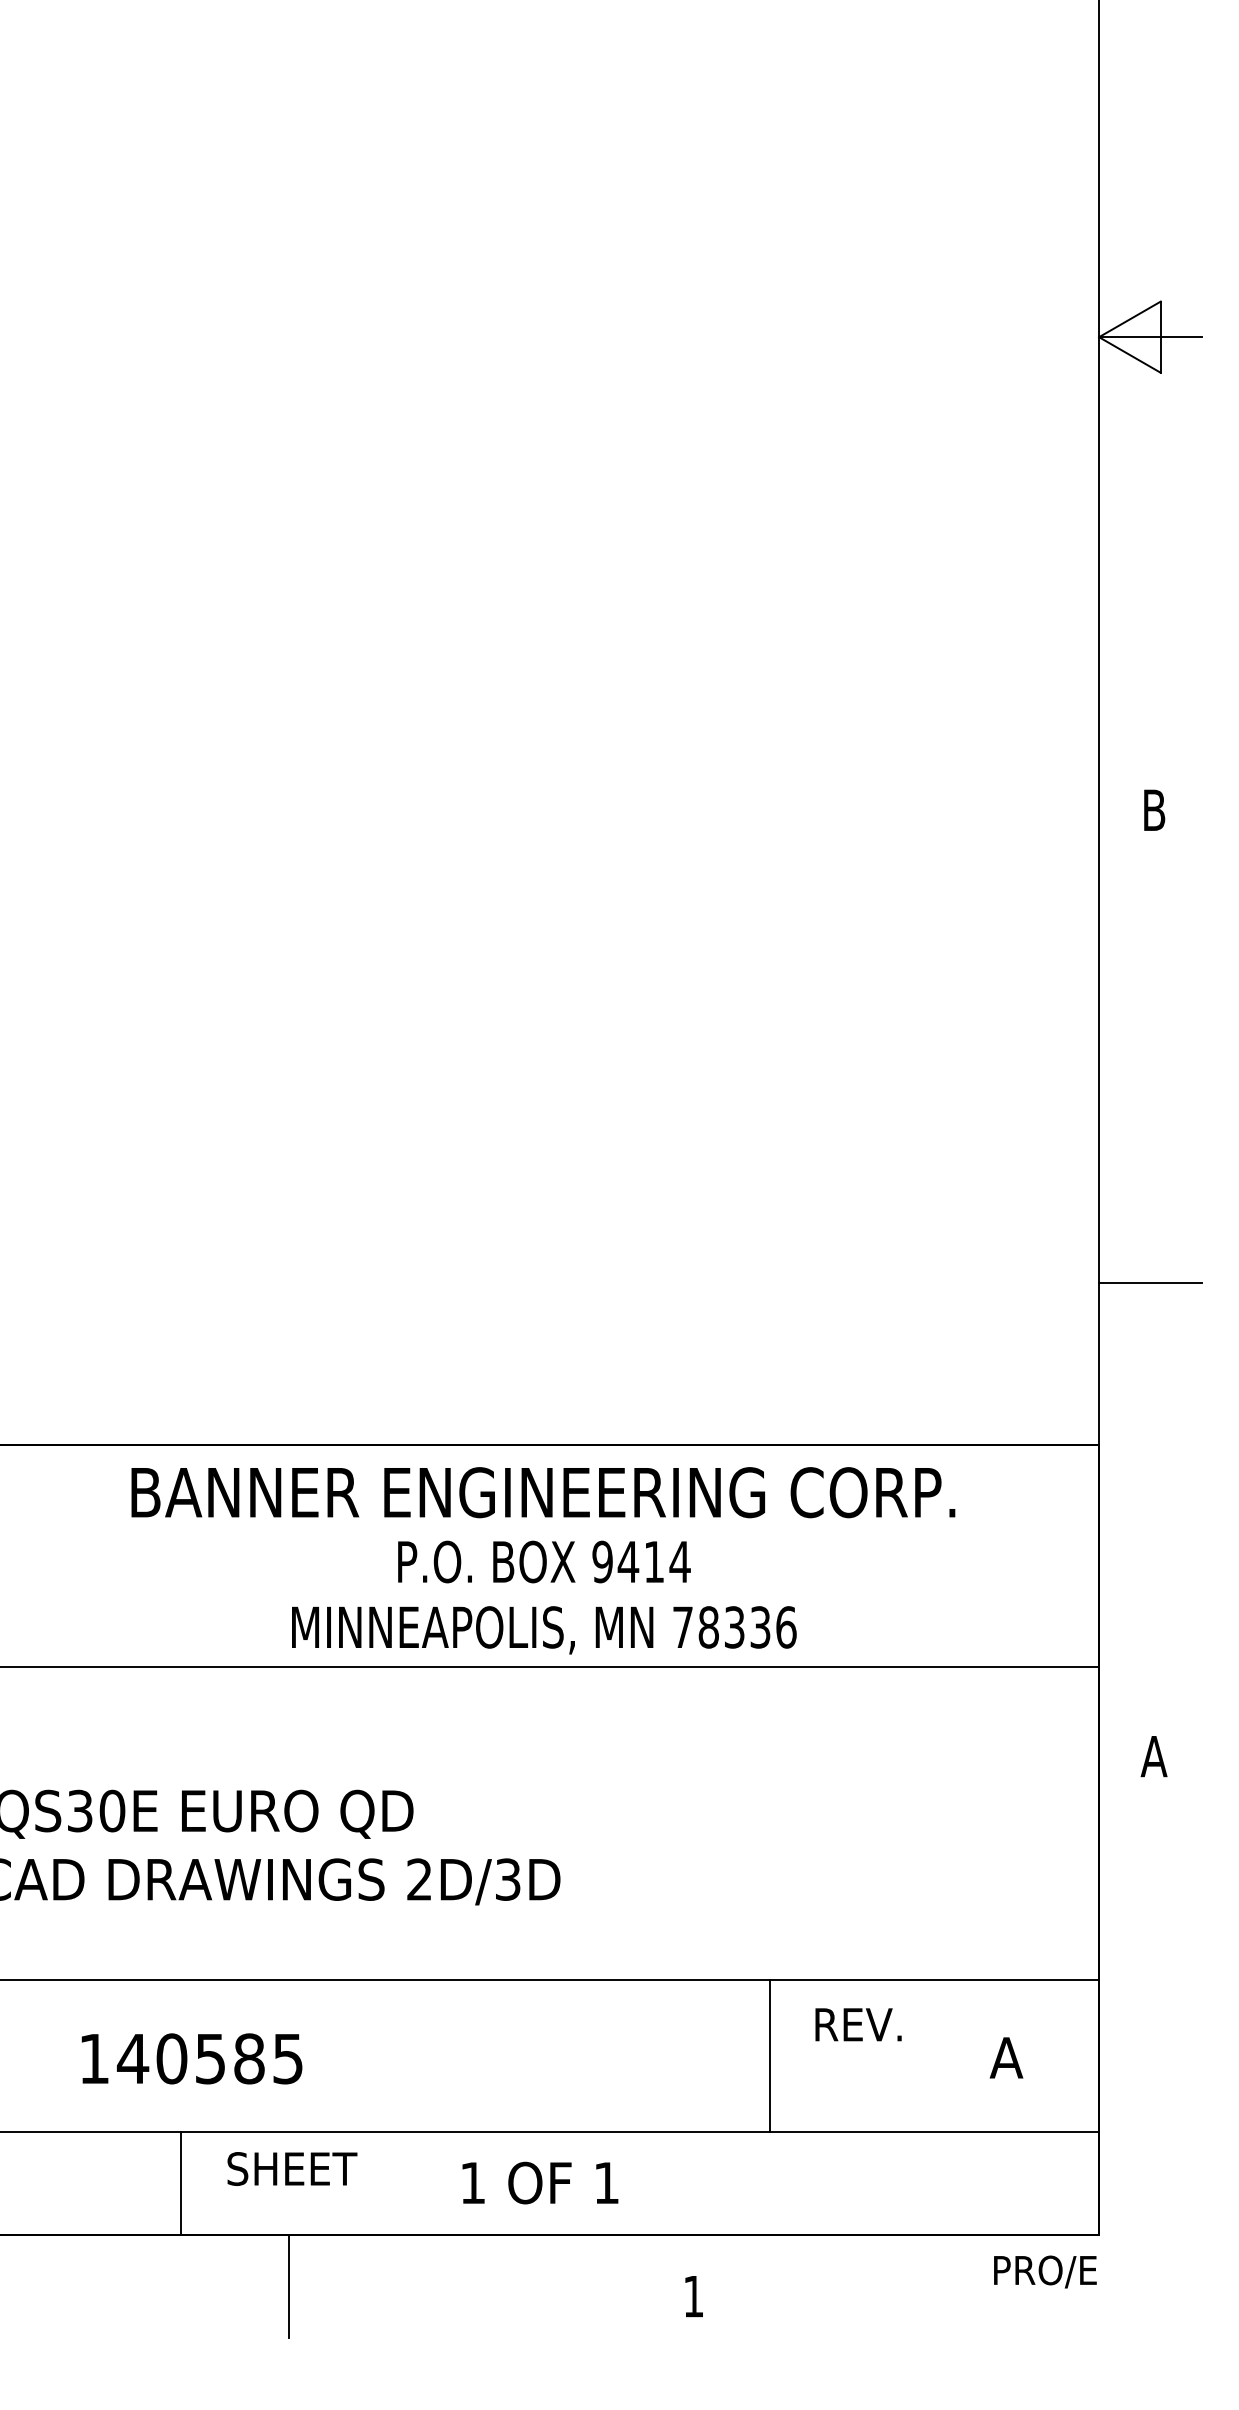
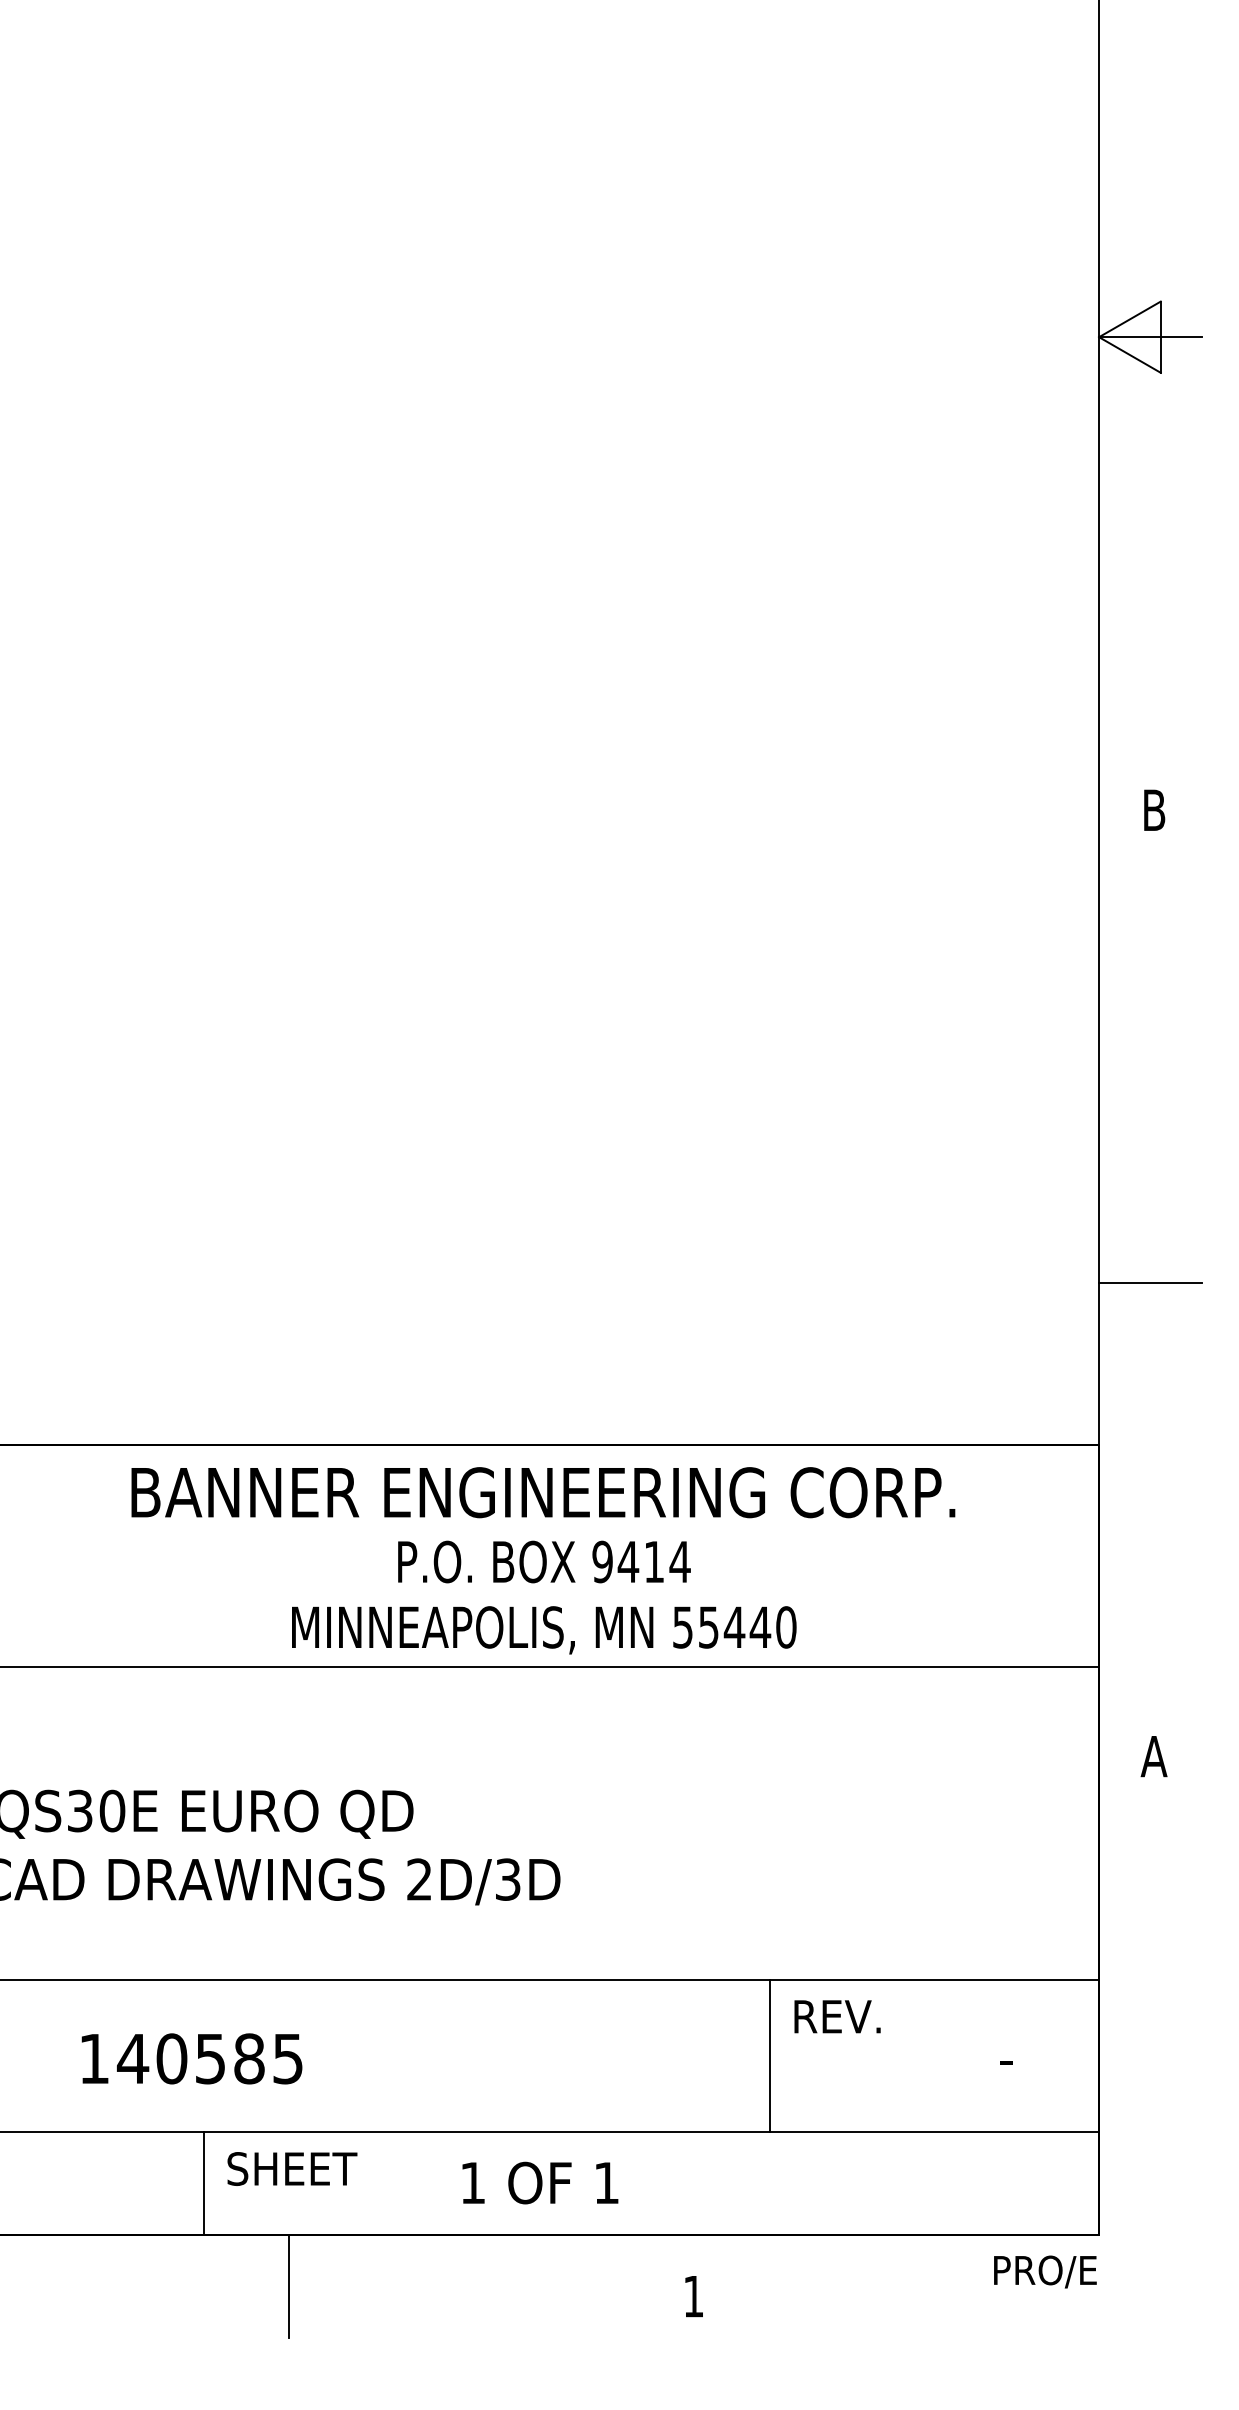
text: 78336 -> 55440 (734, 1627)
text position: (858, 2024) -> (837, 2016) (837, 2016)
text: A -> - (1006, 2057)
line position: (181, 2182) -> (204, 2182) (204, 2182)
